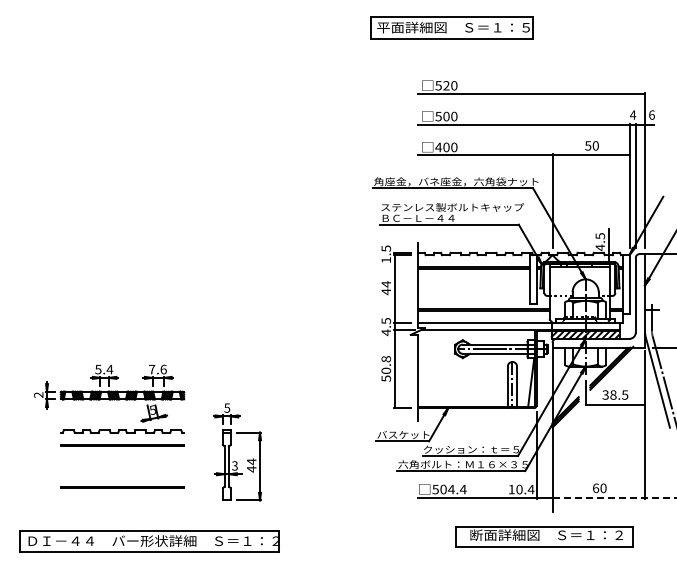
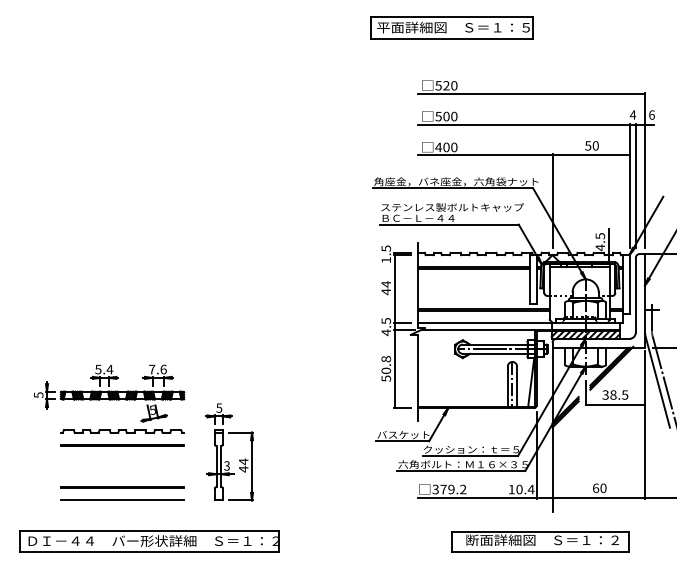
text: 2 -> 5 (38, 394)
part position: (229, 452) -> (221, 452) (221, 452)
text: 504.4 -> 379.2 (449, 489)
line: dashed -> solid (615, 497)
line: none -> present (122, 500)
part position: (544, 536) -> (540, 541) (540, 541)
